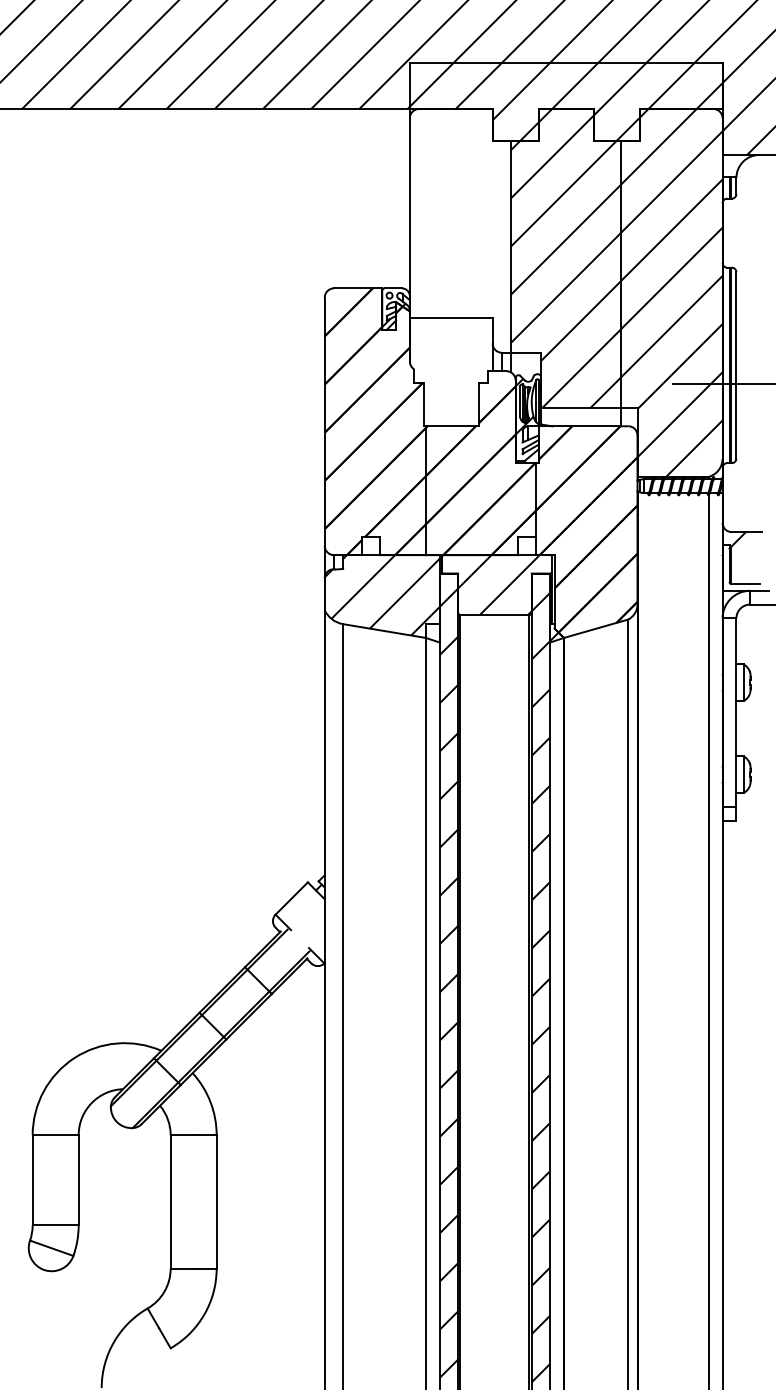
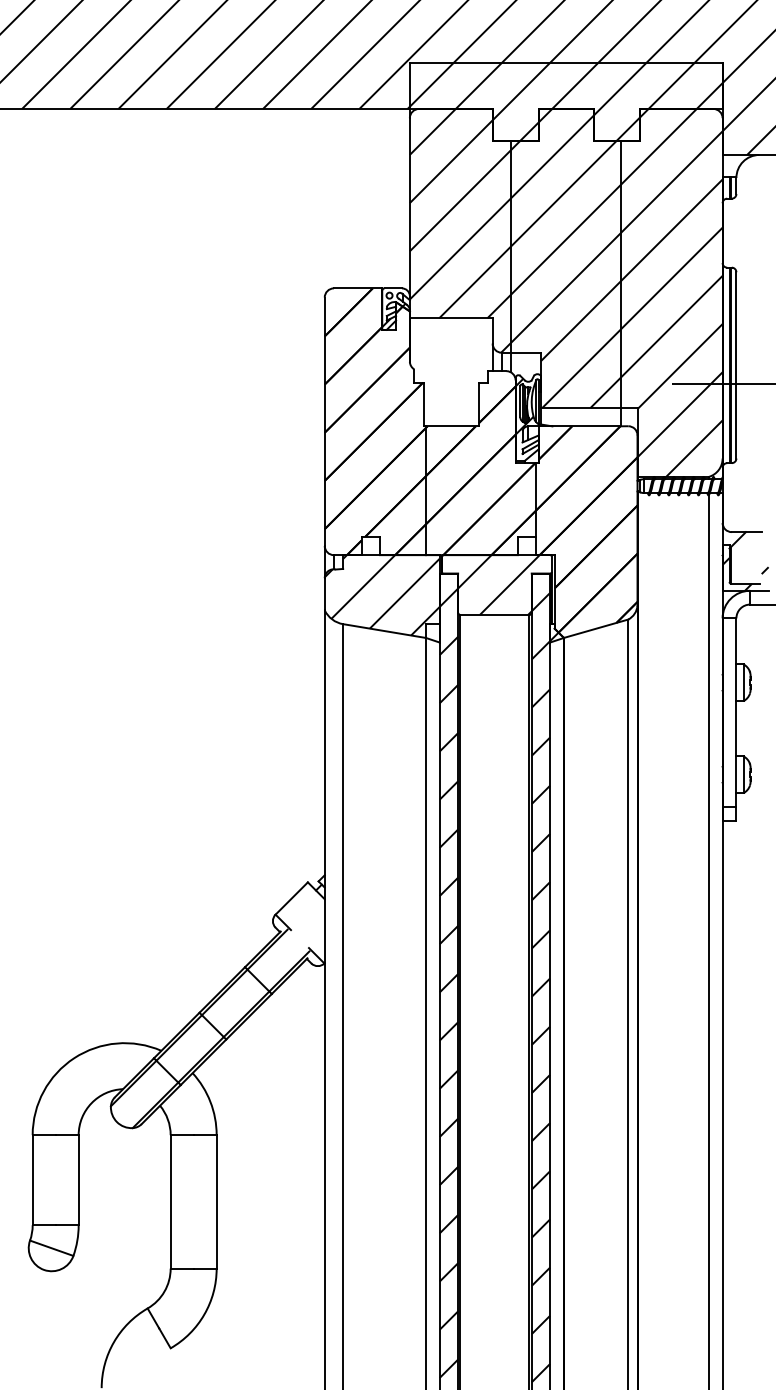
hatch: none -> present (460, 230)
hatch: none -> present (745, 574)
